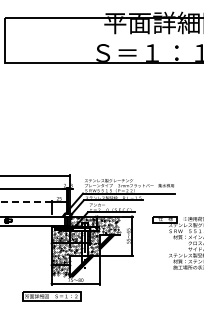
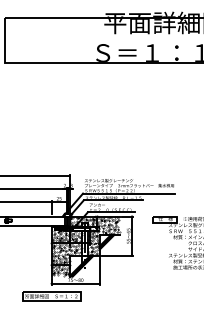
line: dashed -> solid (25, 202)
